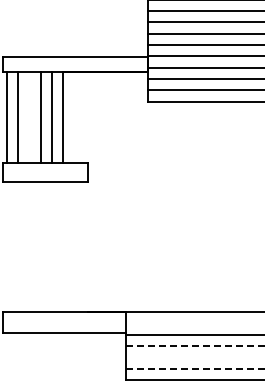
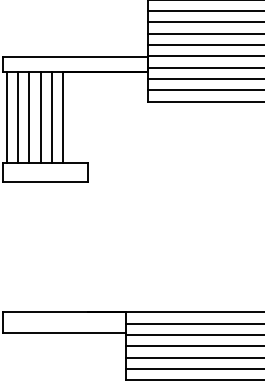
line: none -> present (29, 117)
line: none -> present (193, 323)
line: dashed -> solid (195, 346)
line: none -> present (193, 357)
line: dashed -> solid (195, 369)
